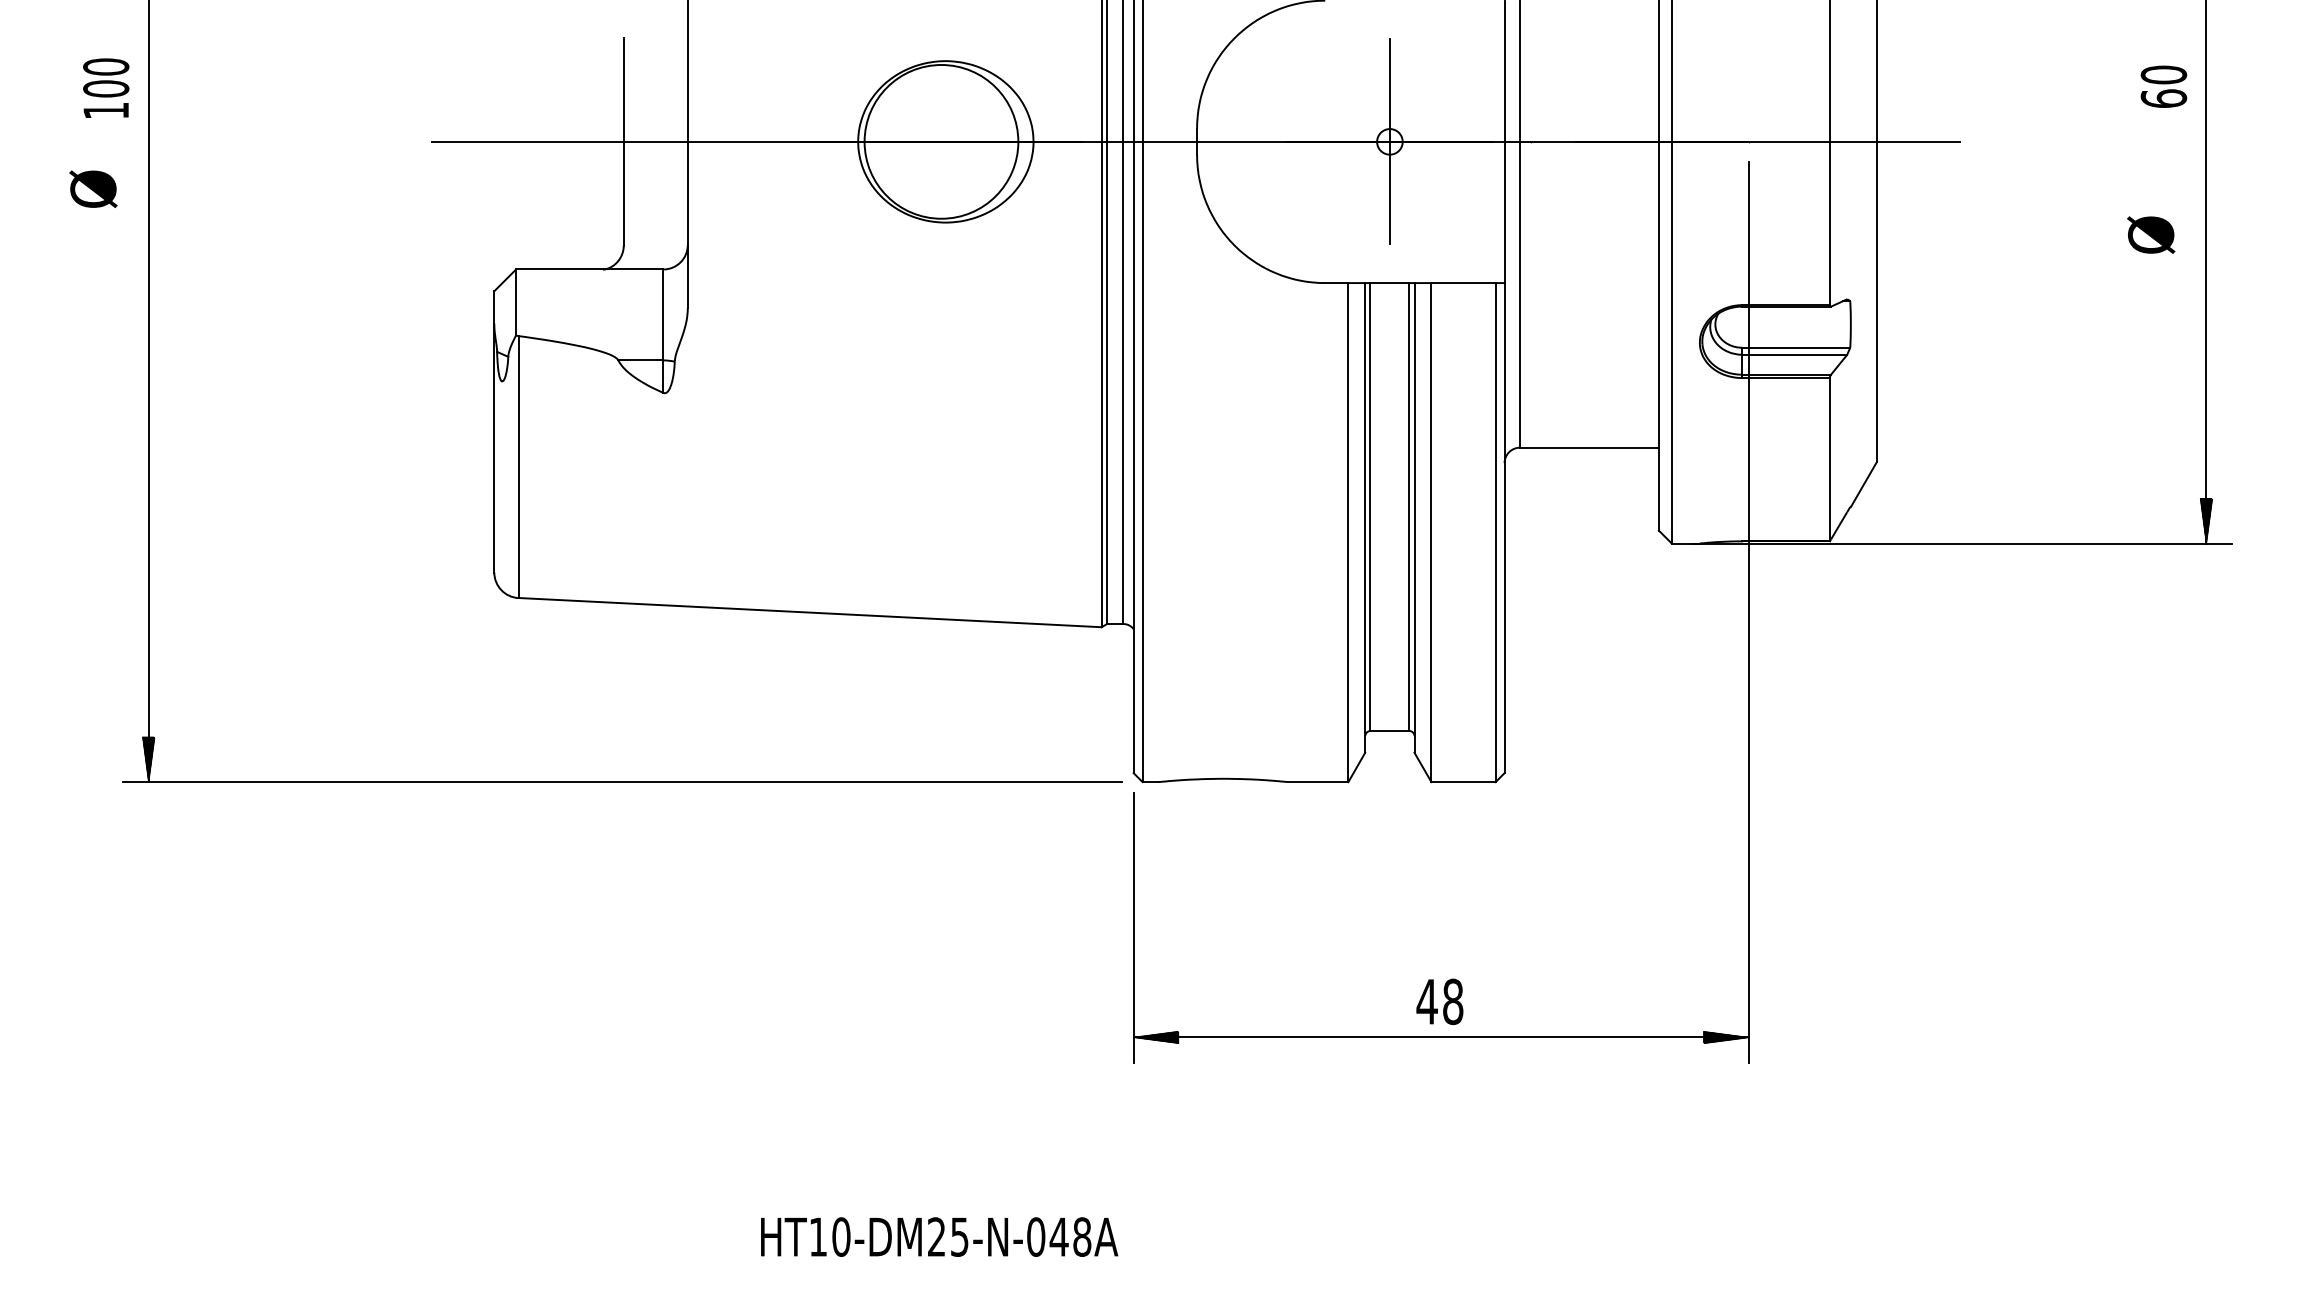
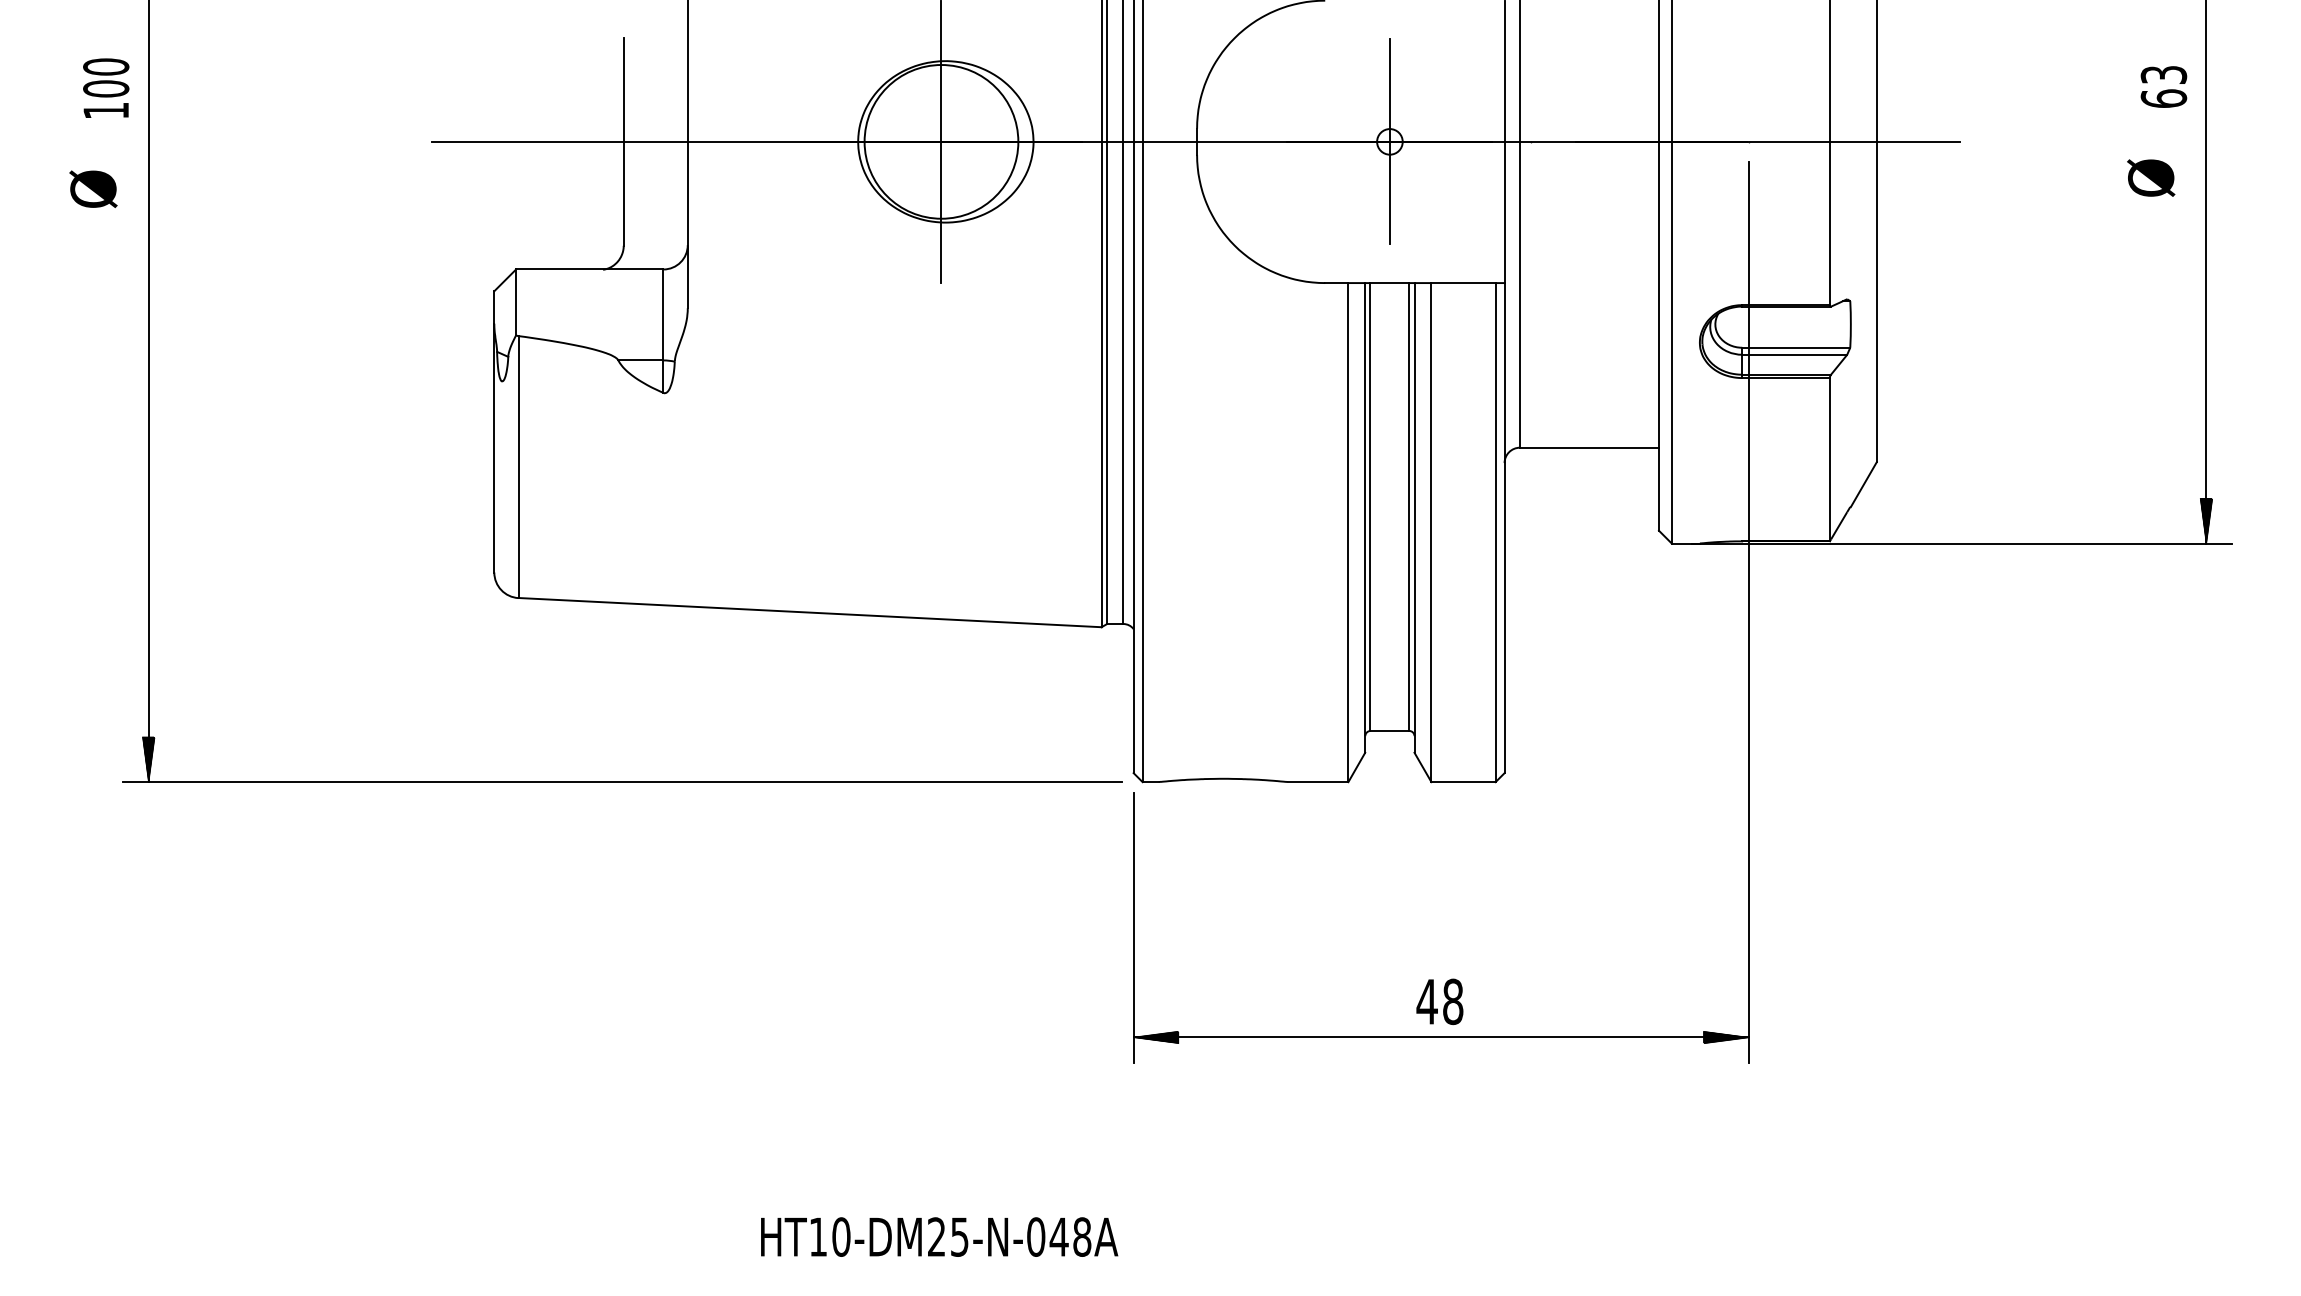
text: 60 -> 63 (2163, 74)
line: none -> present (941, 142)
text position: (2151, 234) -> (2151, 177) (2151, 177)
